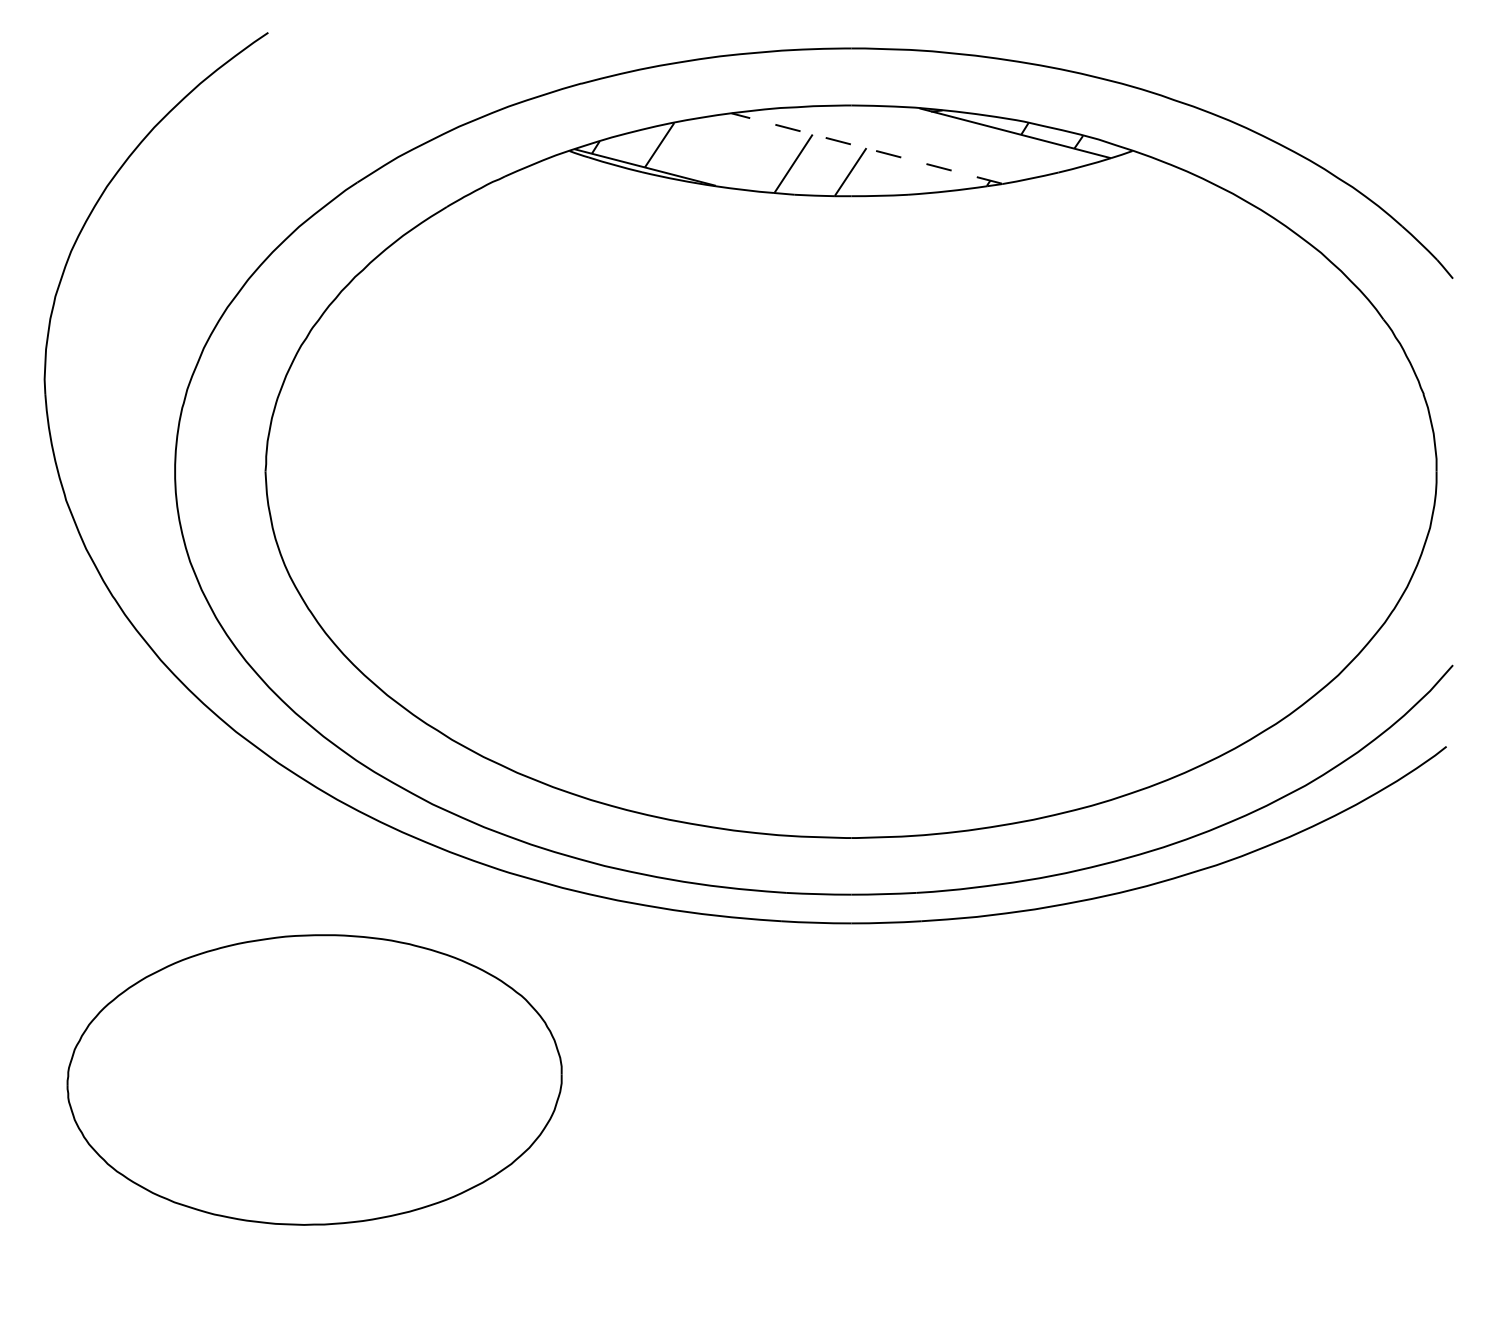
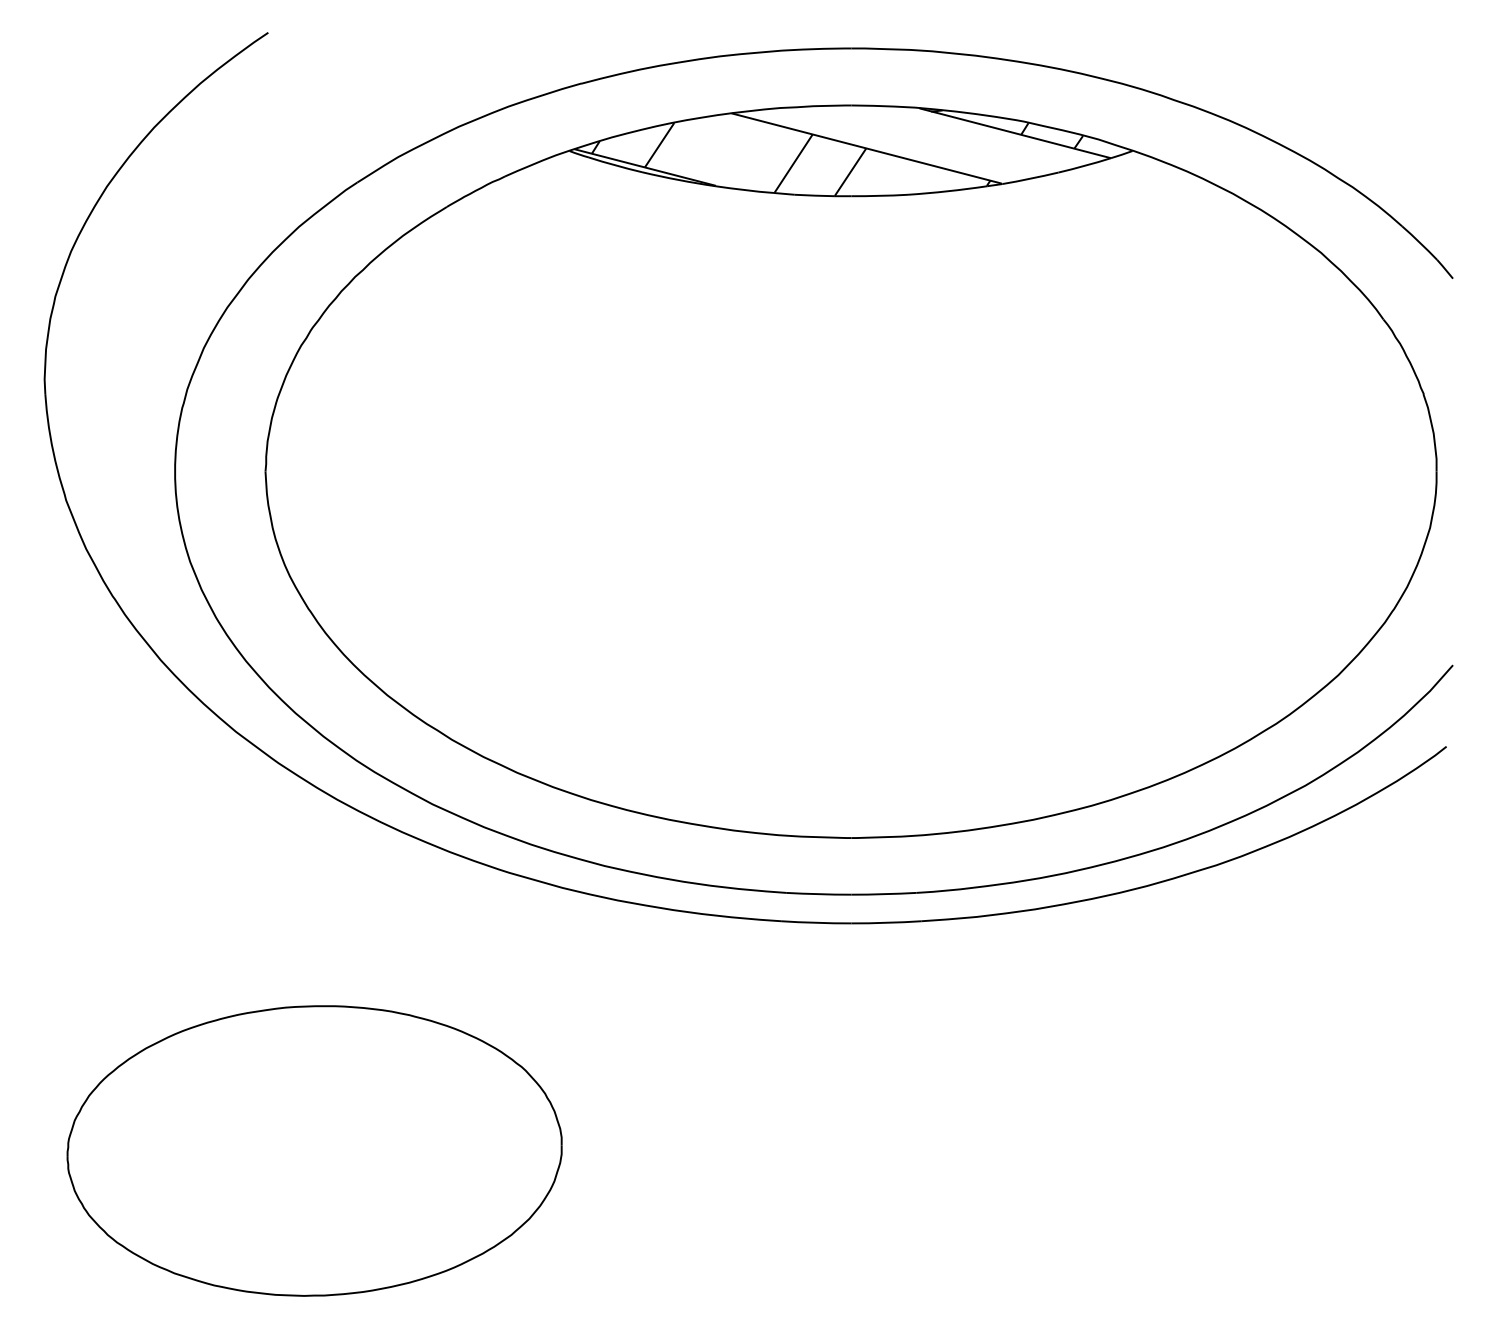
line: dashed -> solid (866, 148)
part position: (314, 1079) -> (314, 1150) (314, 1150)
